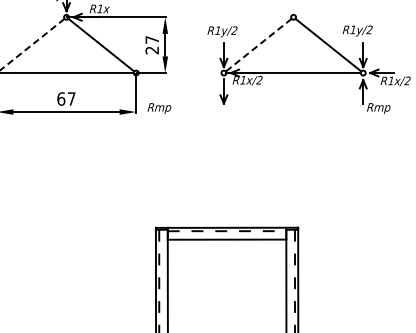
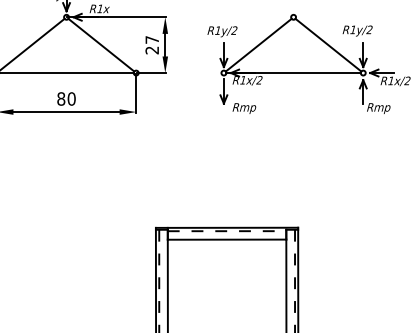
line: dashed -> solid (32, 44)
line: dashed -> solid (258, 45)
text: 67 -> 80 (66, 98)
text position: (159, 108) -> (244, 108) (244, 108)
